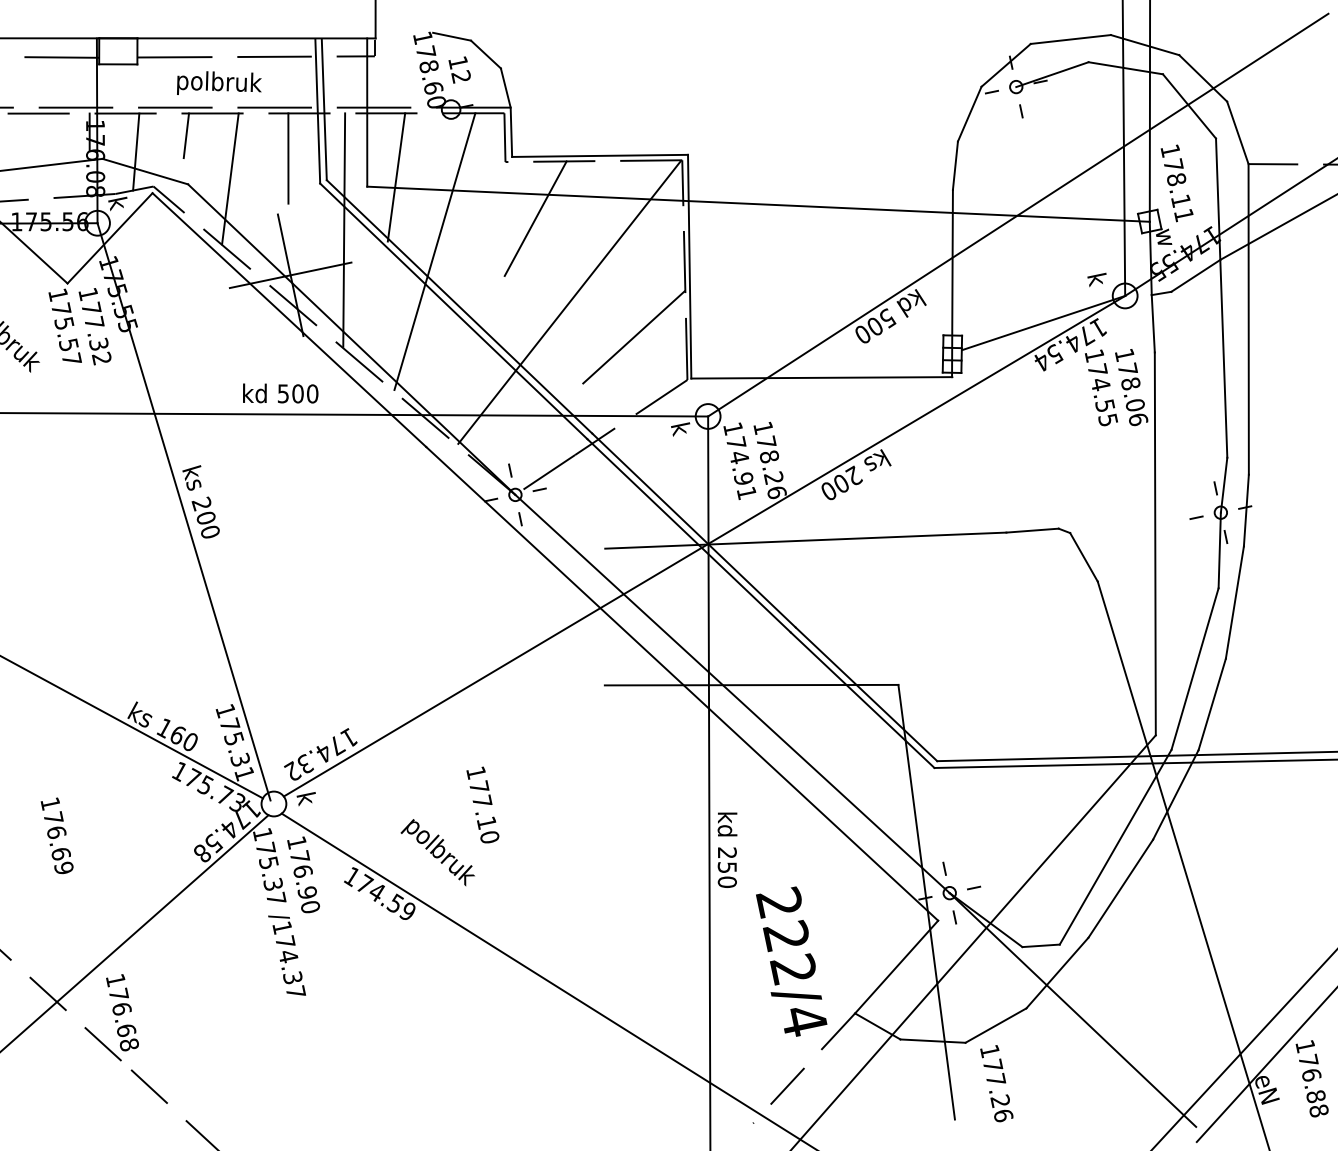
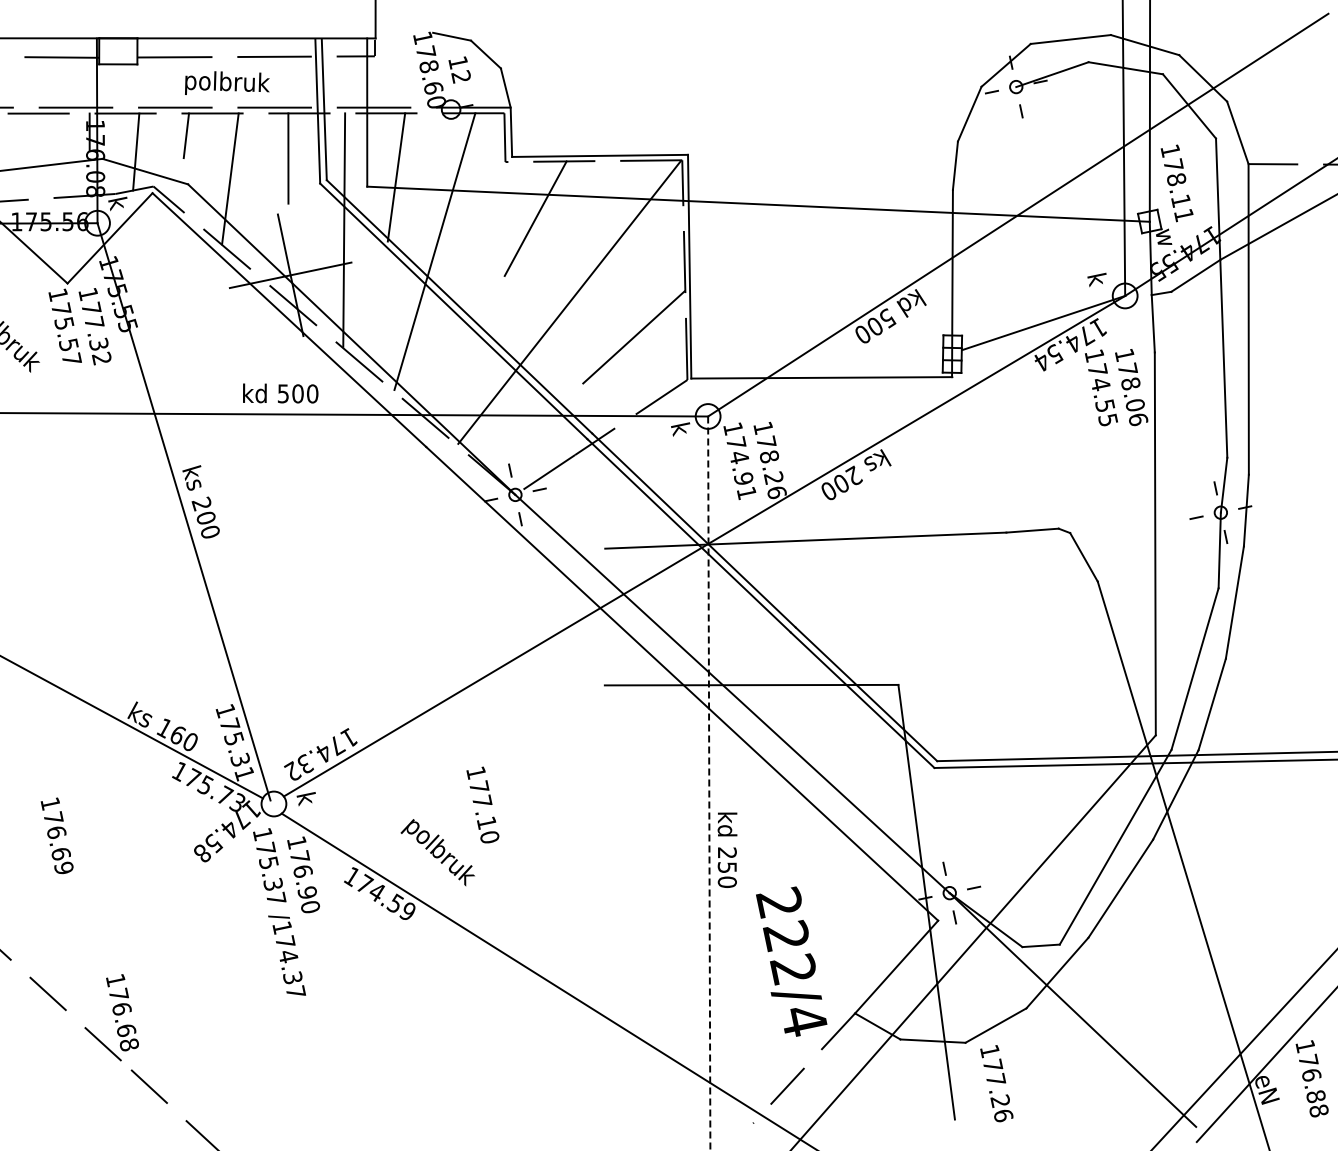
text position: (219, 82) -> (227, 82) (227, 82)
line: solid -> dashed (709, 784)
line: present -> none (135, 932)
